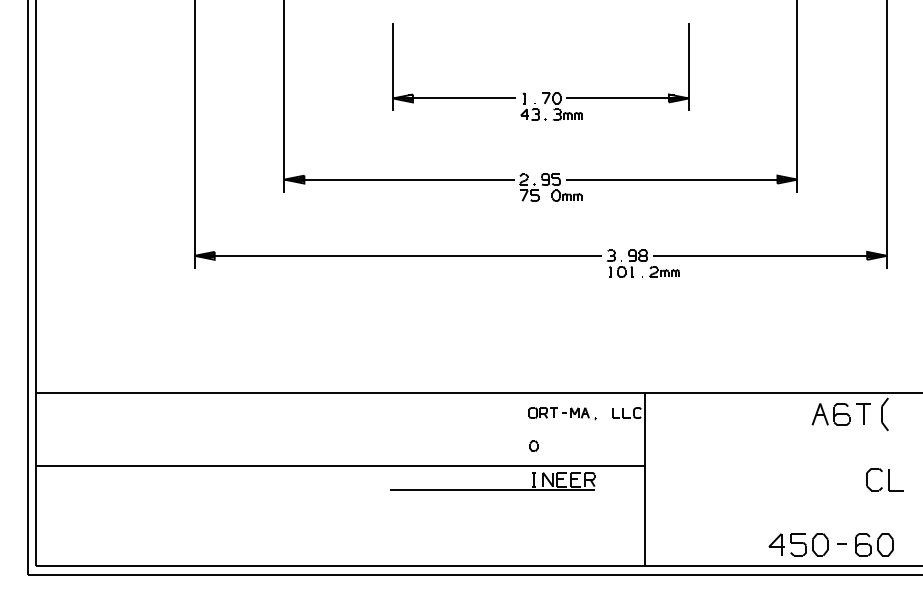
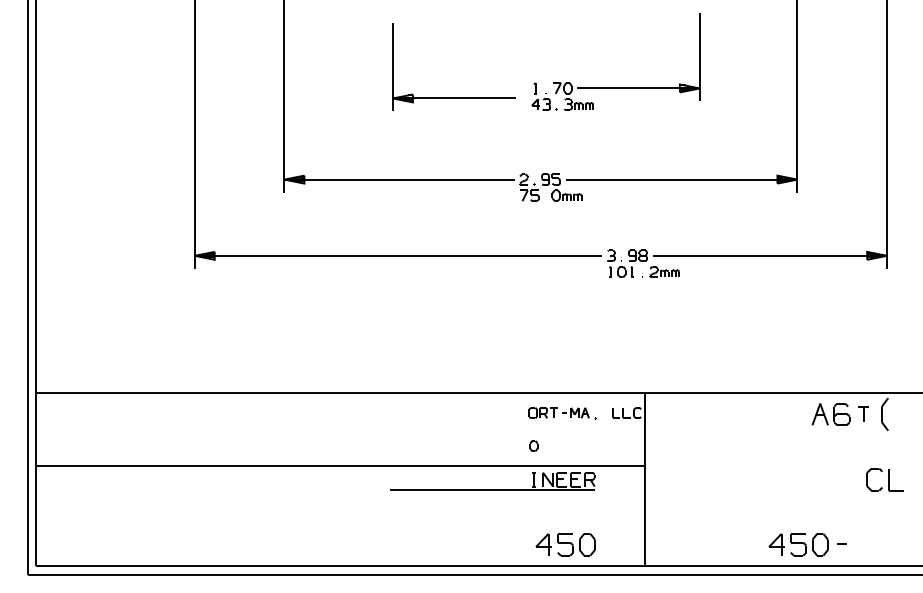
part position: (604, 97) -> (615, 87) (615, 87)
part size: 15x22 px -> 11x16 px (863, 413)
part: none -> present (565, 544)
part: present -> none (874, 544)
